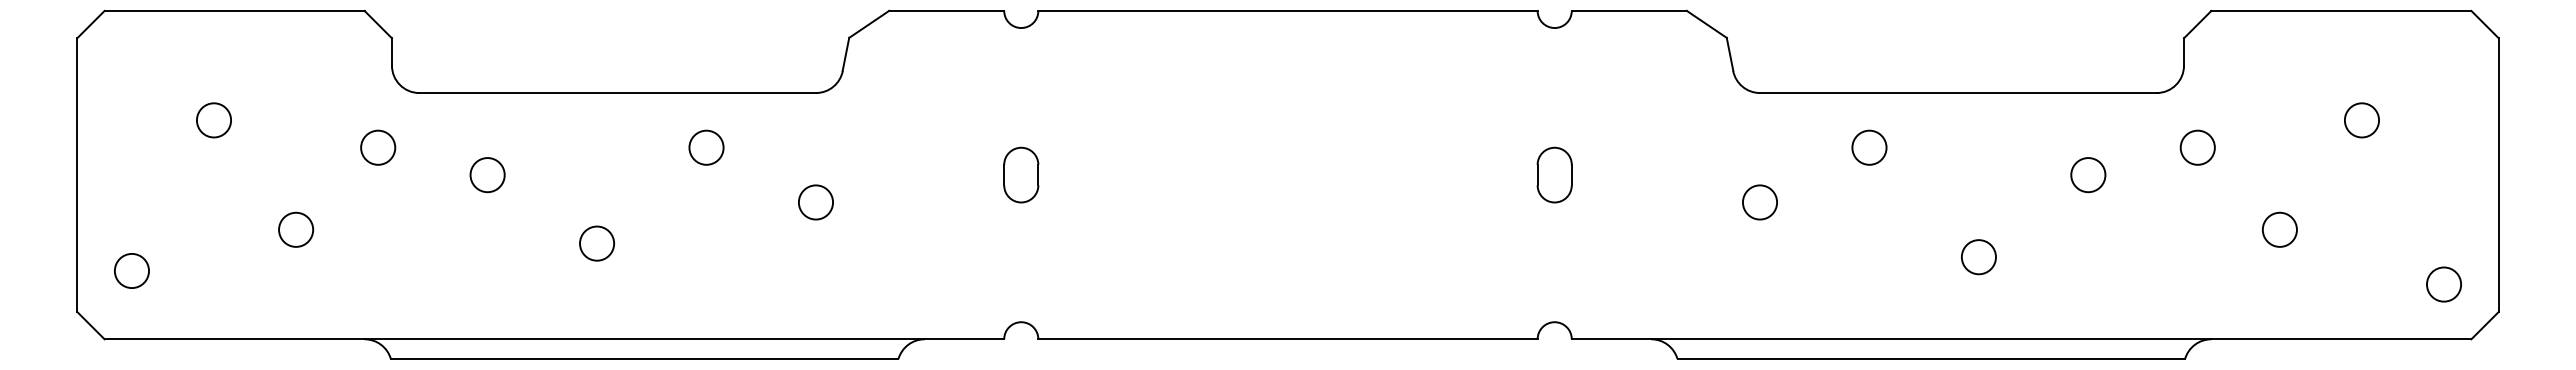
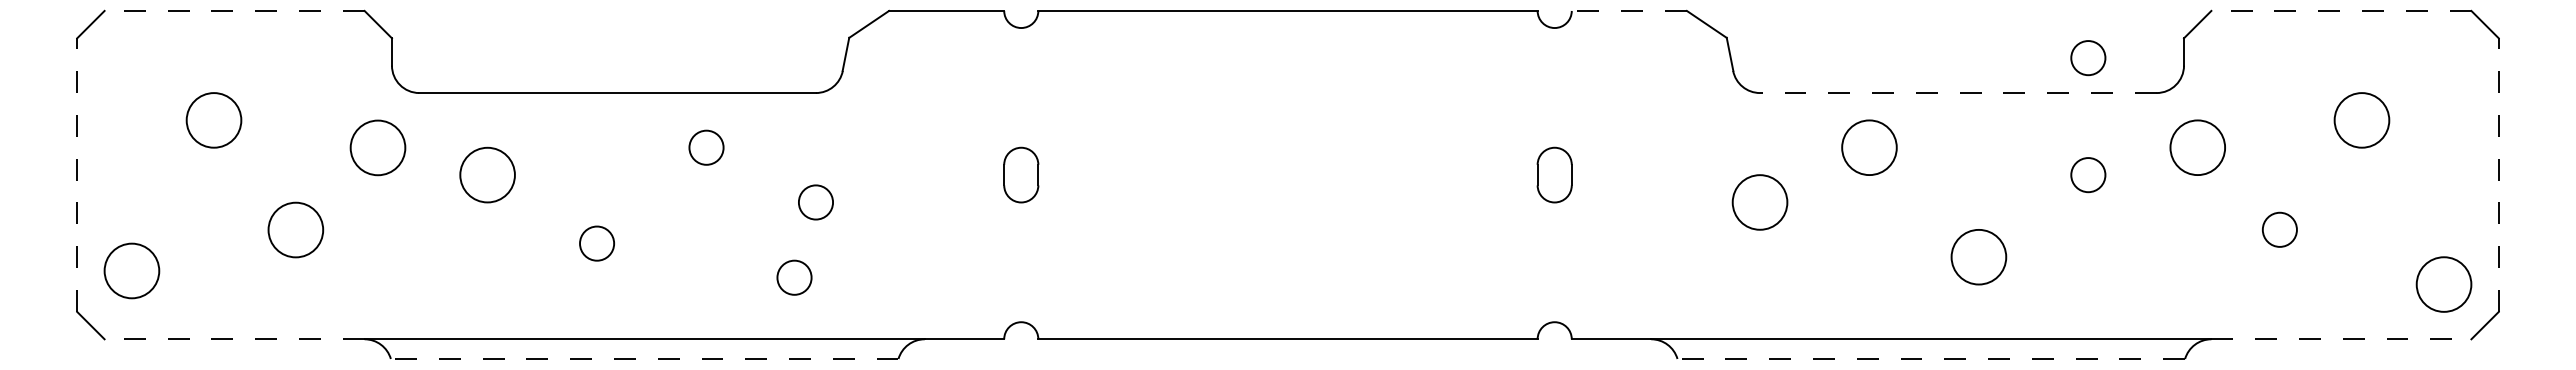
line: solid -> dashed (234, 10)
line: solid -> dashed (1629, 10)
line: solid -> dashed (2340, 10)
circle: none -> present (2088, 58)
line: solid -> dashed (1957, 93)
circle diameter: 34 px -> 55 px (213, 120)
circle diameter: 34 px -> 55 px (2361, 120)
circle size: 37x37 px -> 58x58 px (377, 147)
circle diameter: 34 px -> 55 px (1869, 147)
circle diameter: 34 px -> 55 px (2197, 147)
line: solid -> dashed (77, 175)
circle diameter: 34 px -> 55 px (487, 174)
line: solid -> dashed (2498, 175)
circle size: 36x37 px -> 58x57 px (1759, 202)
circle size: 37x37 px -> 58x58 px (295, 229)
circle diameter: 34 px -> 55 px (1978, 256)
circle diameter: 34 px -> 55 px (131, 270)
circle: none -> present (794, 277)
circle diameter: 34 px -> 55 px (2443, 284)
line: solid -> dashed (234, 339)
line: solid -> dashed (2341, 339)
line: solid -> dashed (644, 358)
line: solid -> dashed (1931, 358)
